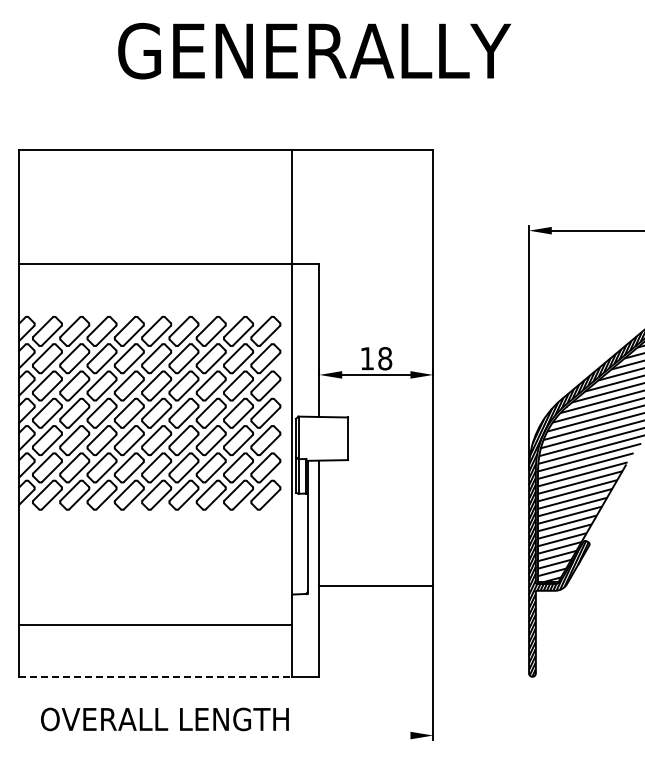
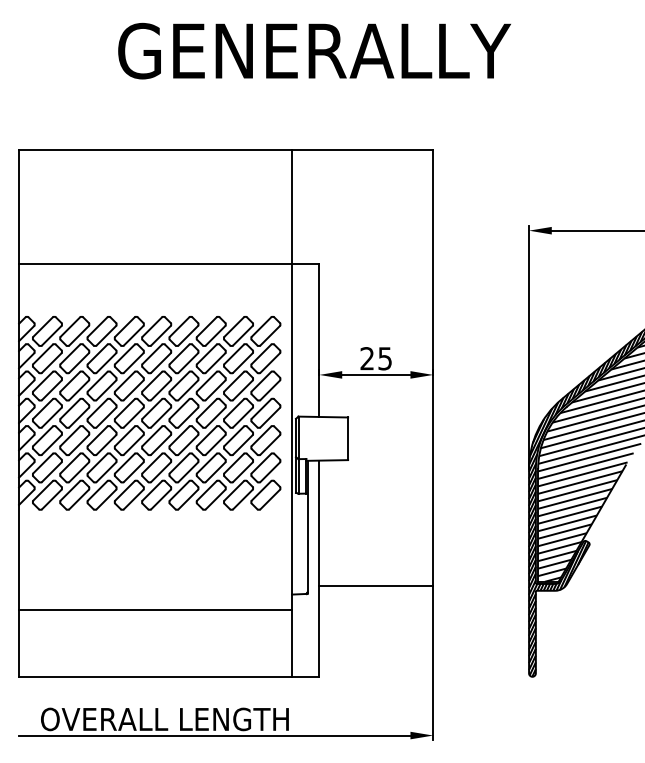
text: 18 -> 25 (376, 358)
line position: (155, 624) -> (155, 609) (155, 609)
line: dashed -> solid (155, 676)
line: none -> present (214, 735)
